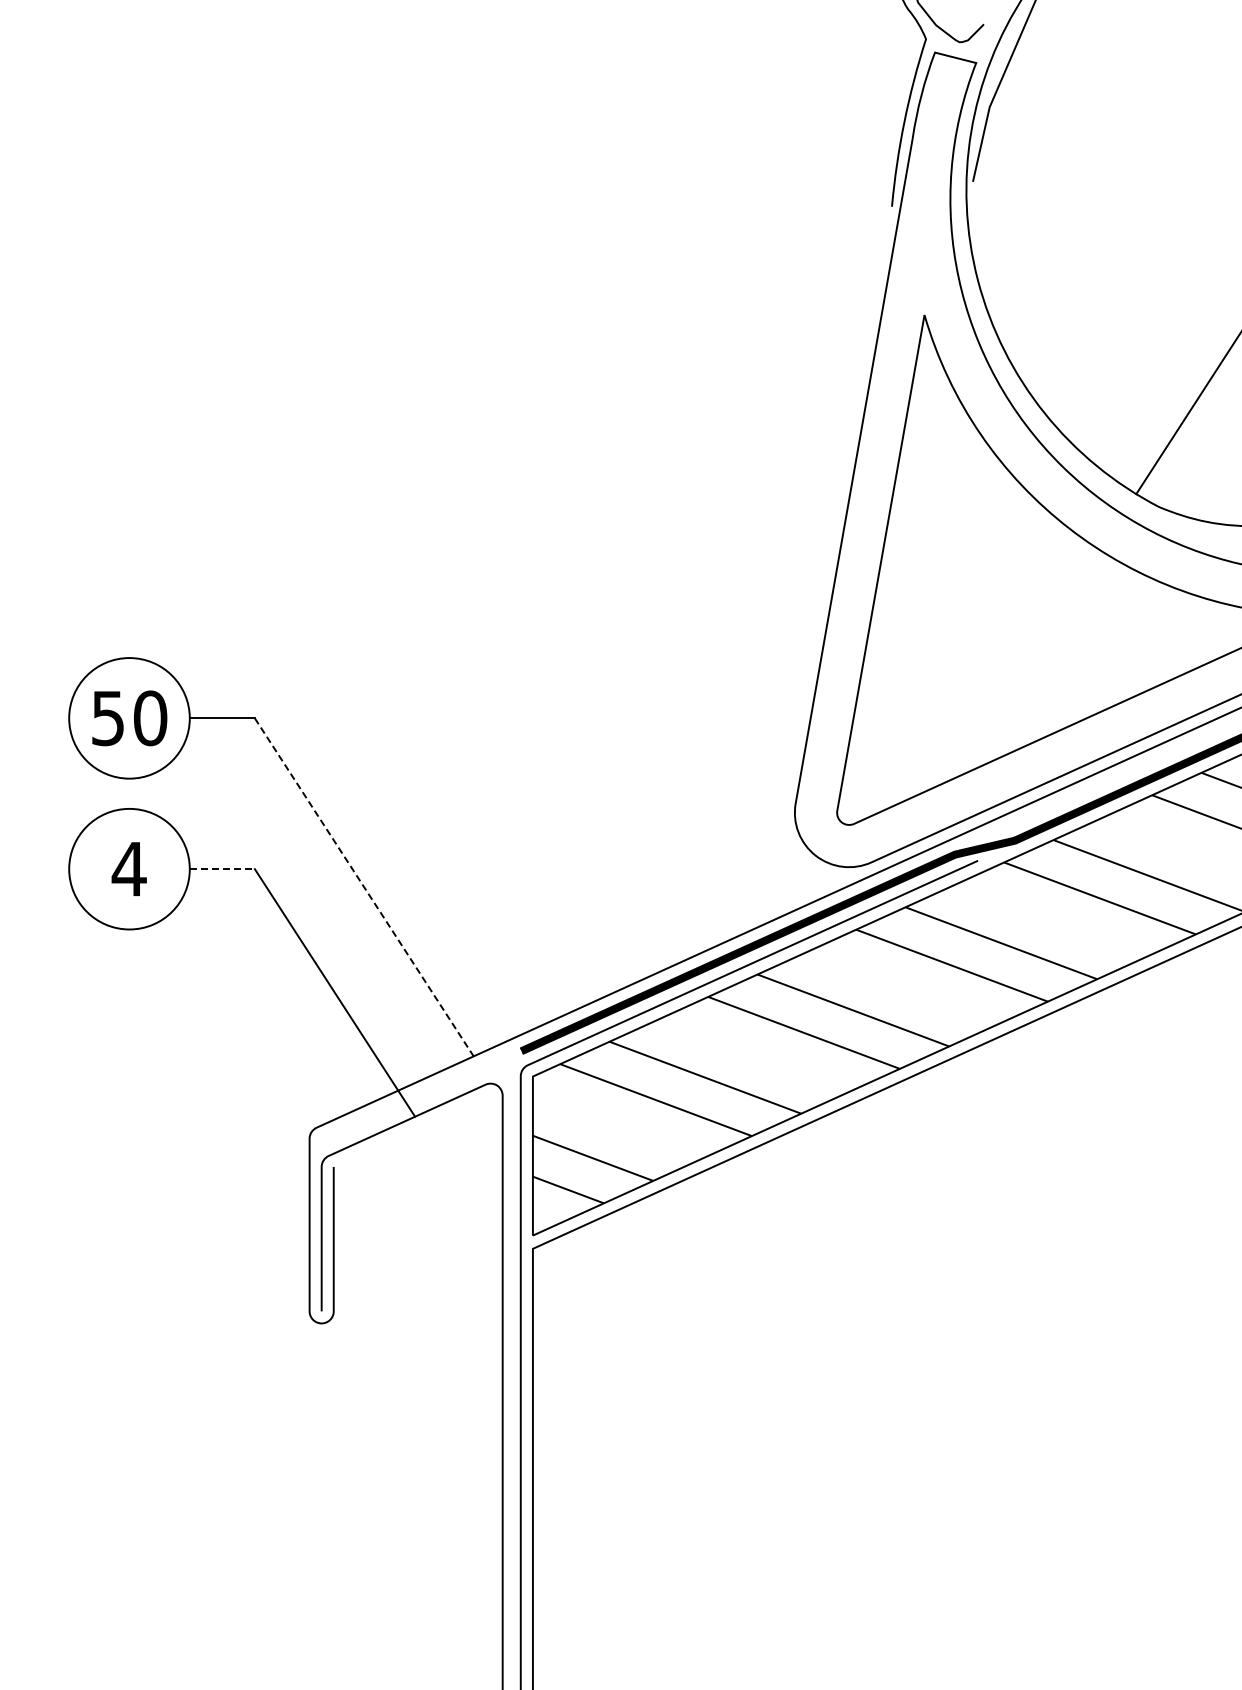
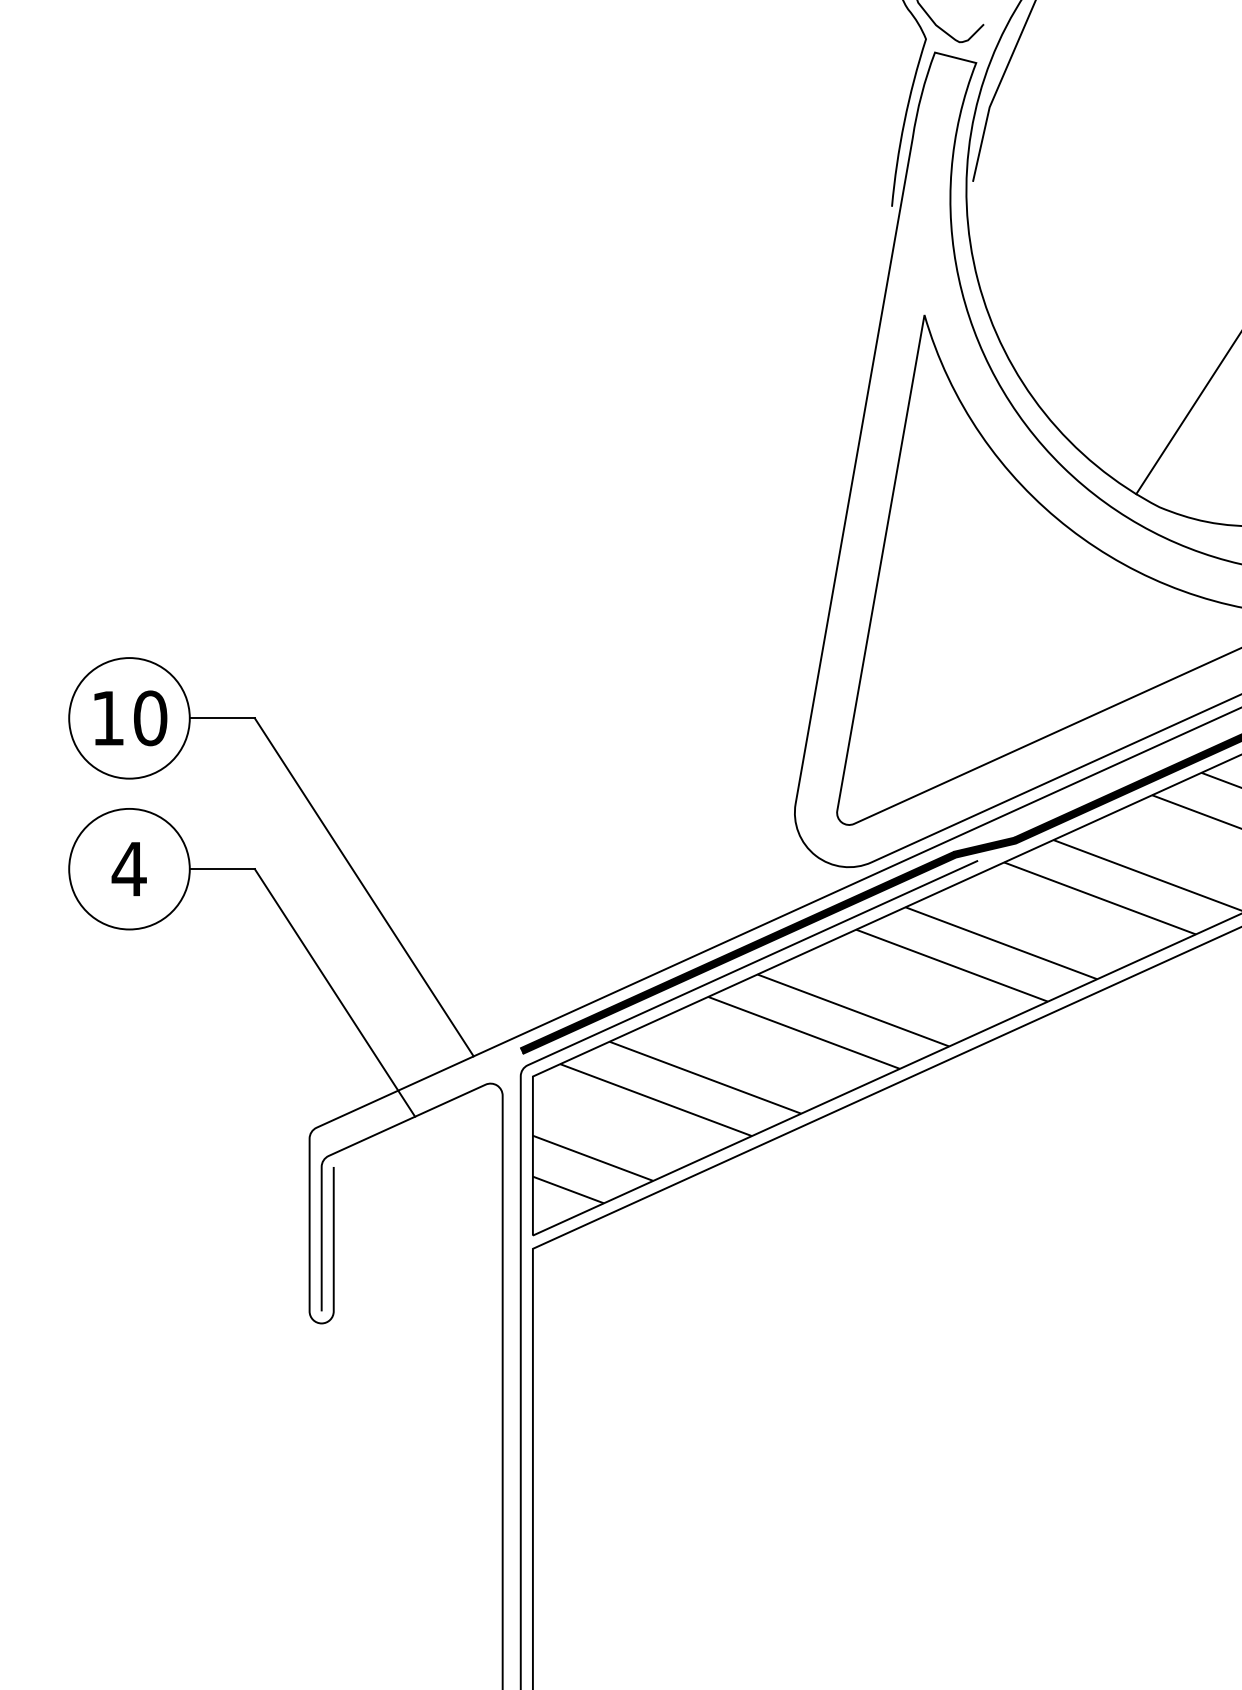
text: 50 -> 10 (107, 718)
line: dashed -> solid (222, 869)
line: dashed -> solid (364, 887)
